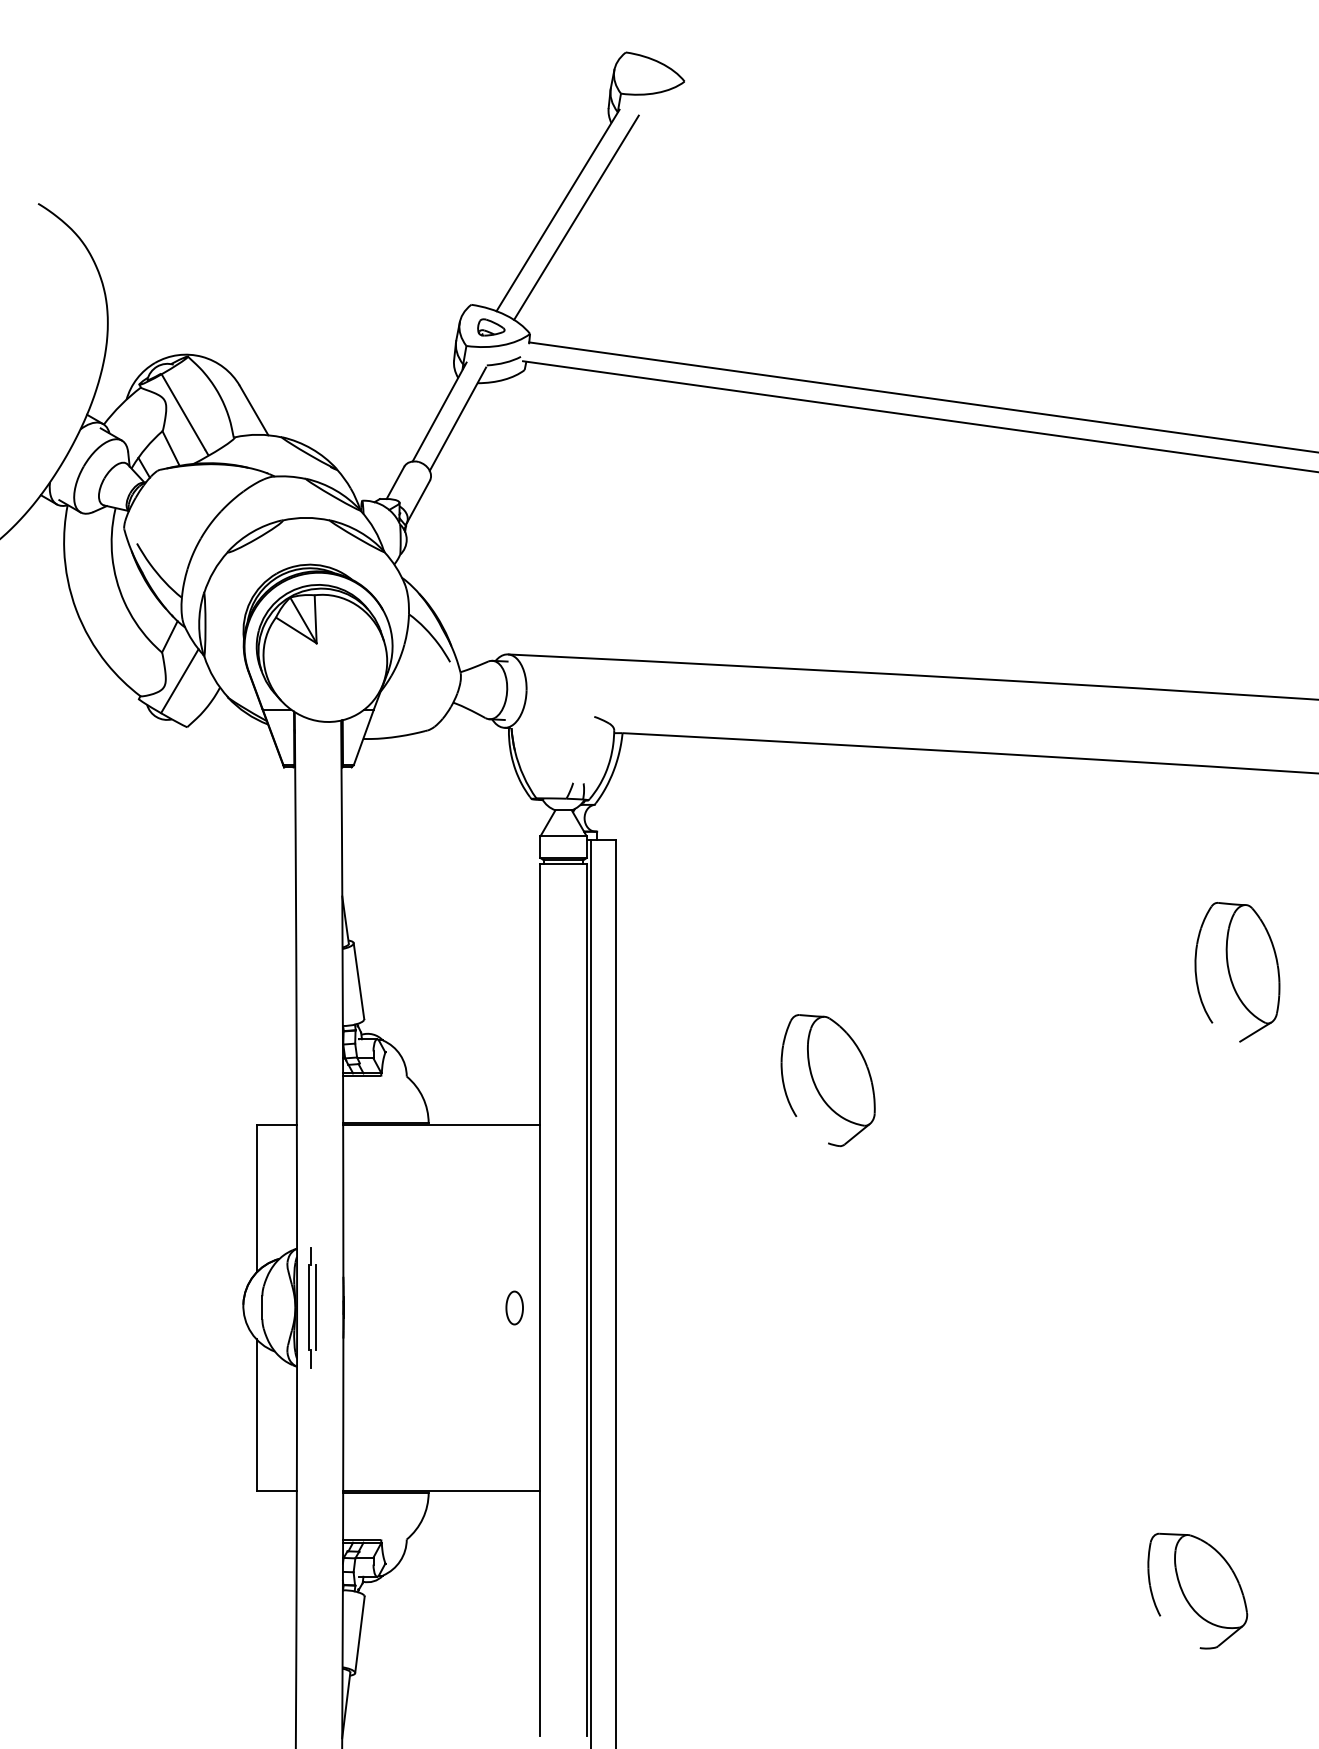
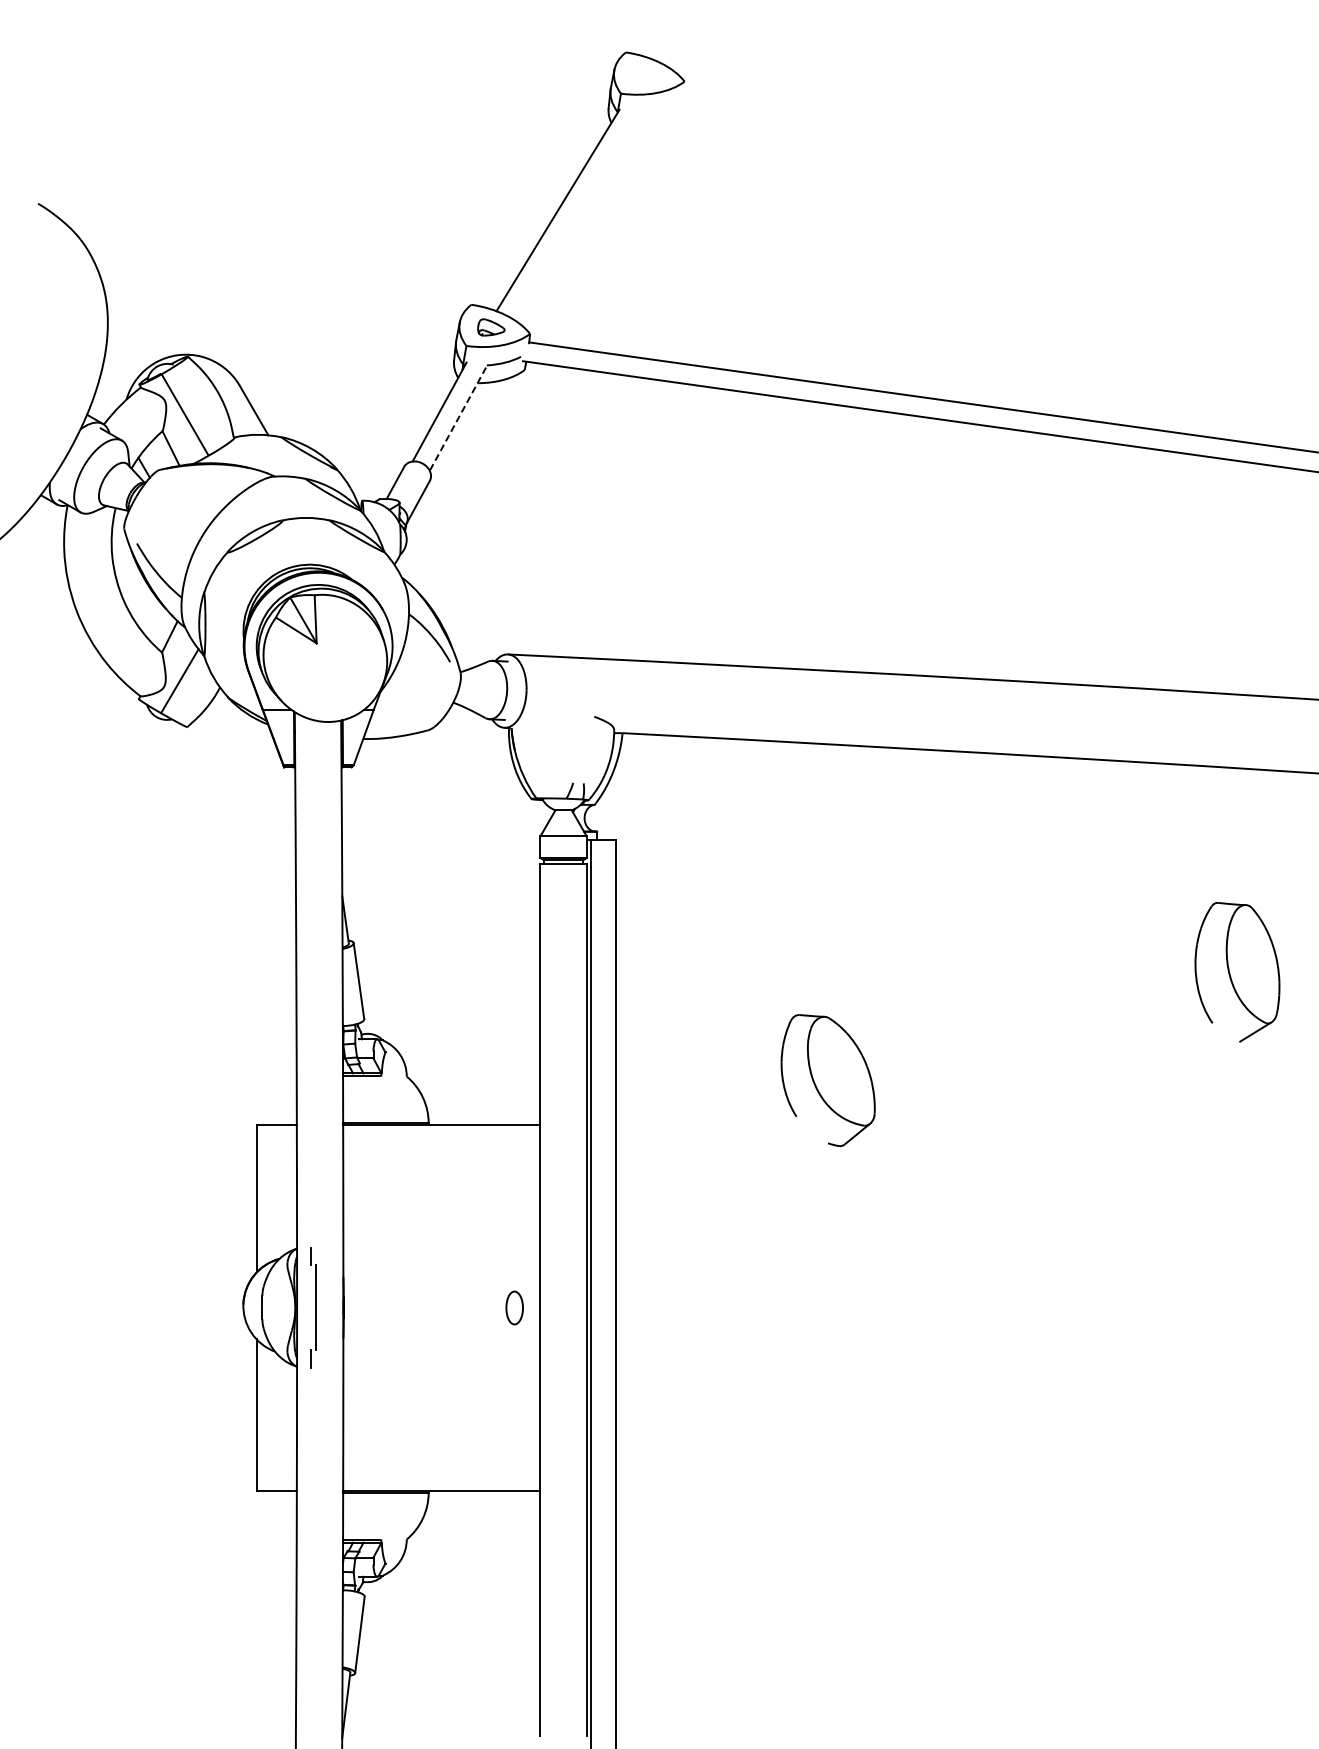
line: present -> none (576, 217)
line: solid -> dashed (457, 419)
line: present -> none (308, 1307)
part: present -> none (1197, 1590)
